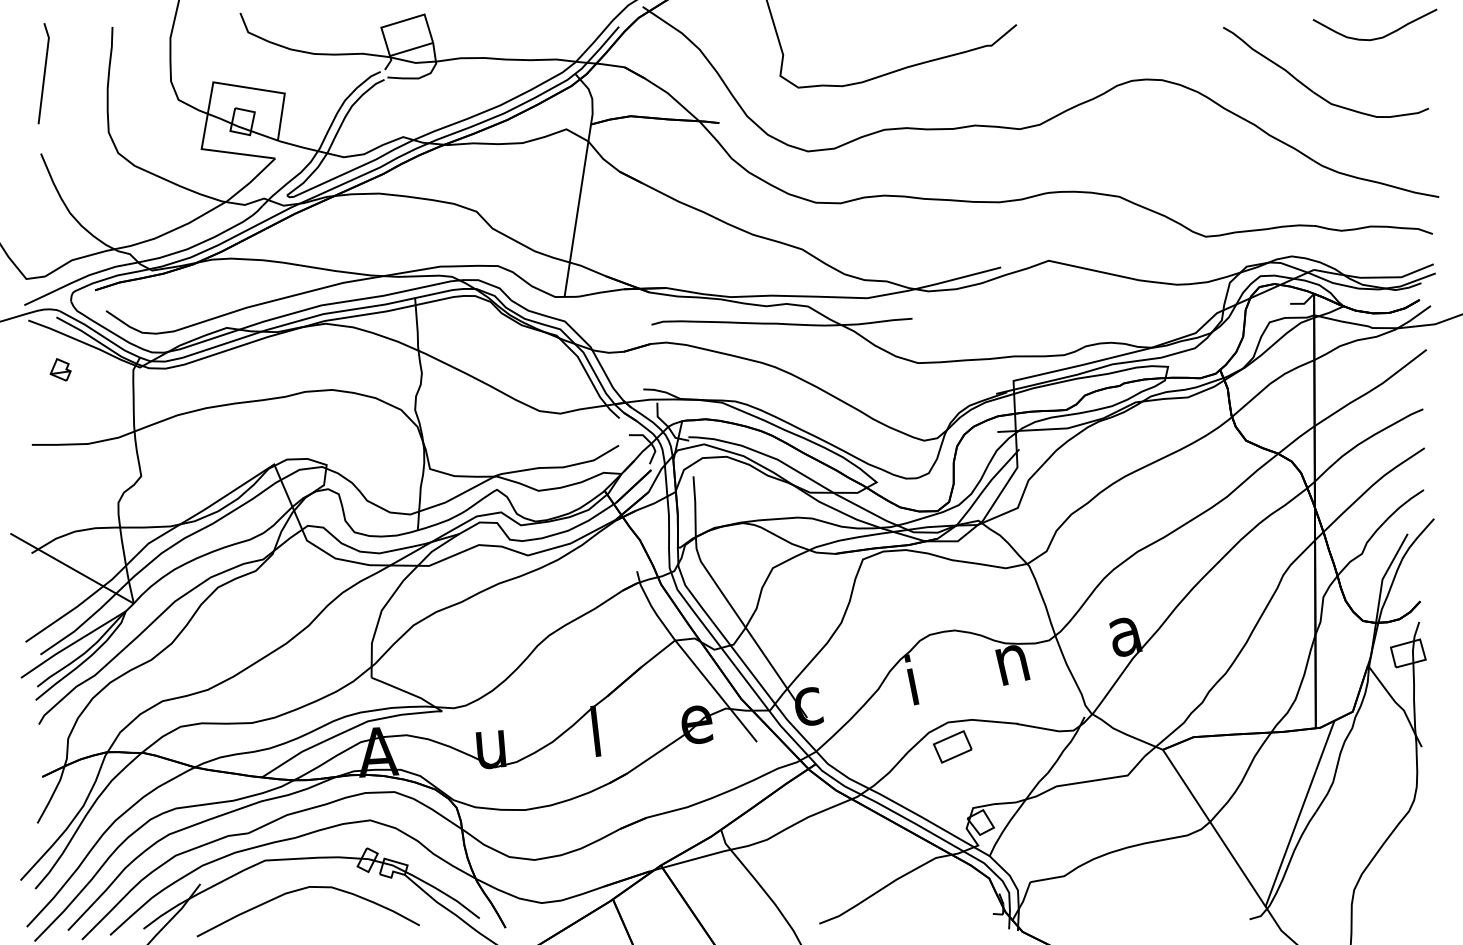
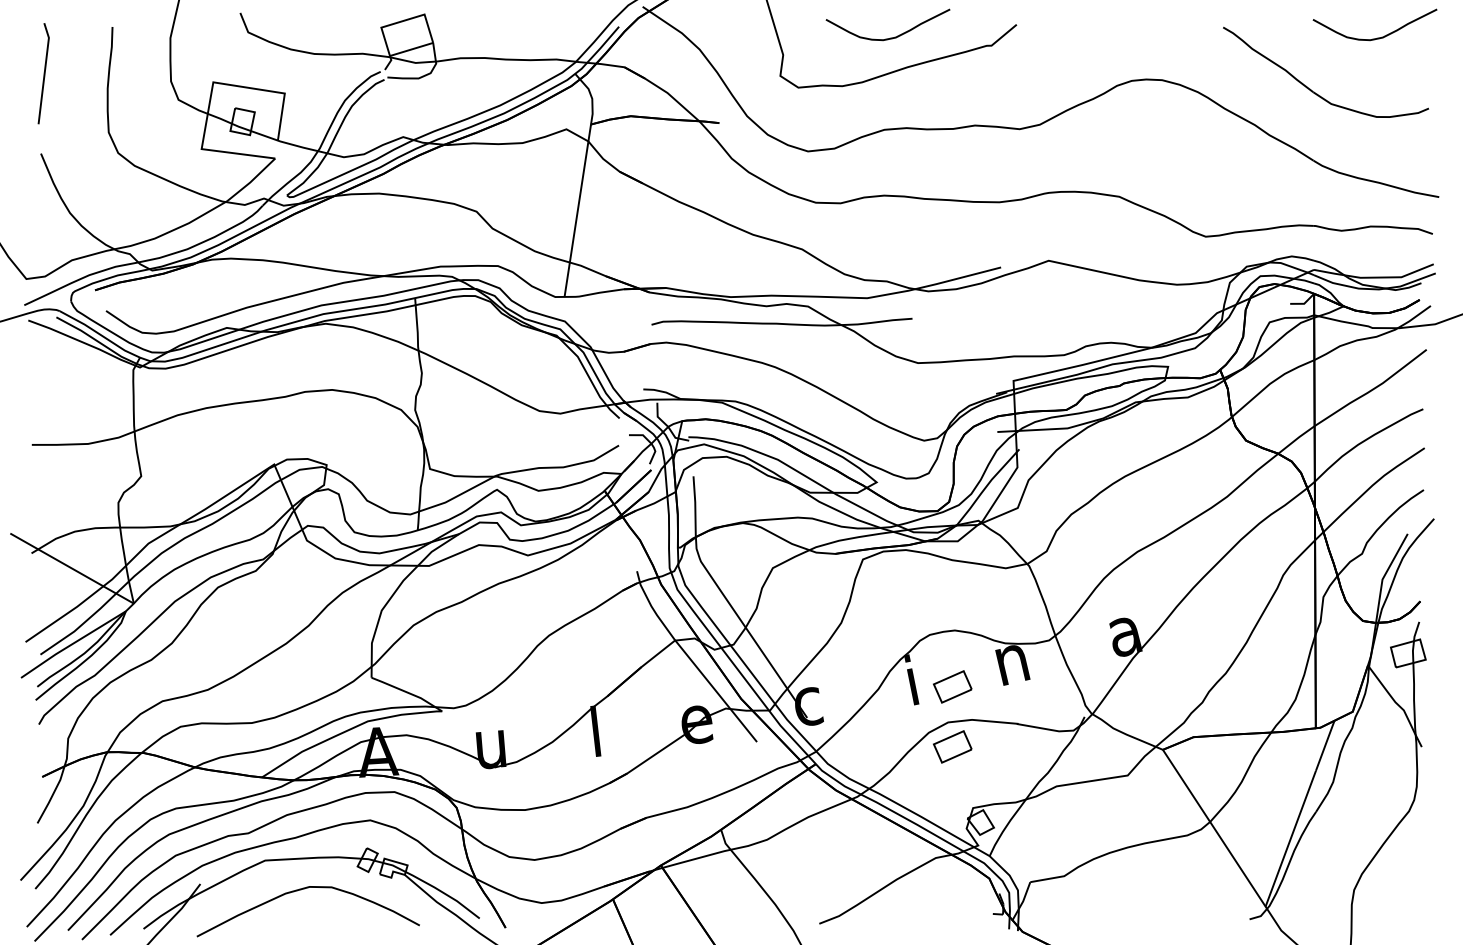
curve: none -> present (890, 37)
part: present -> none (60, 369)
part: none -> present (952, 686)
